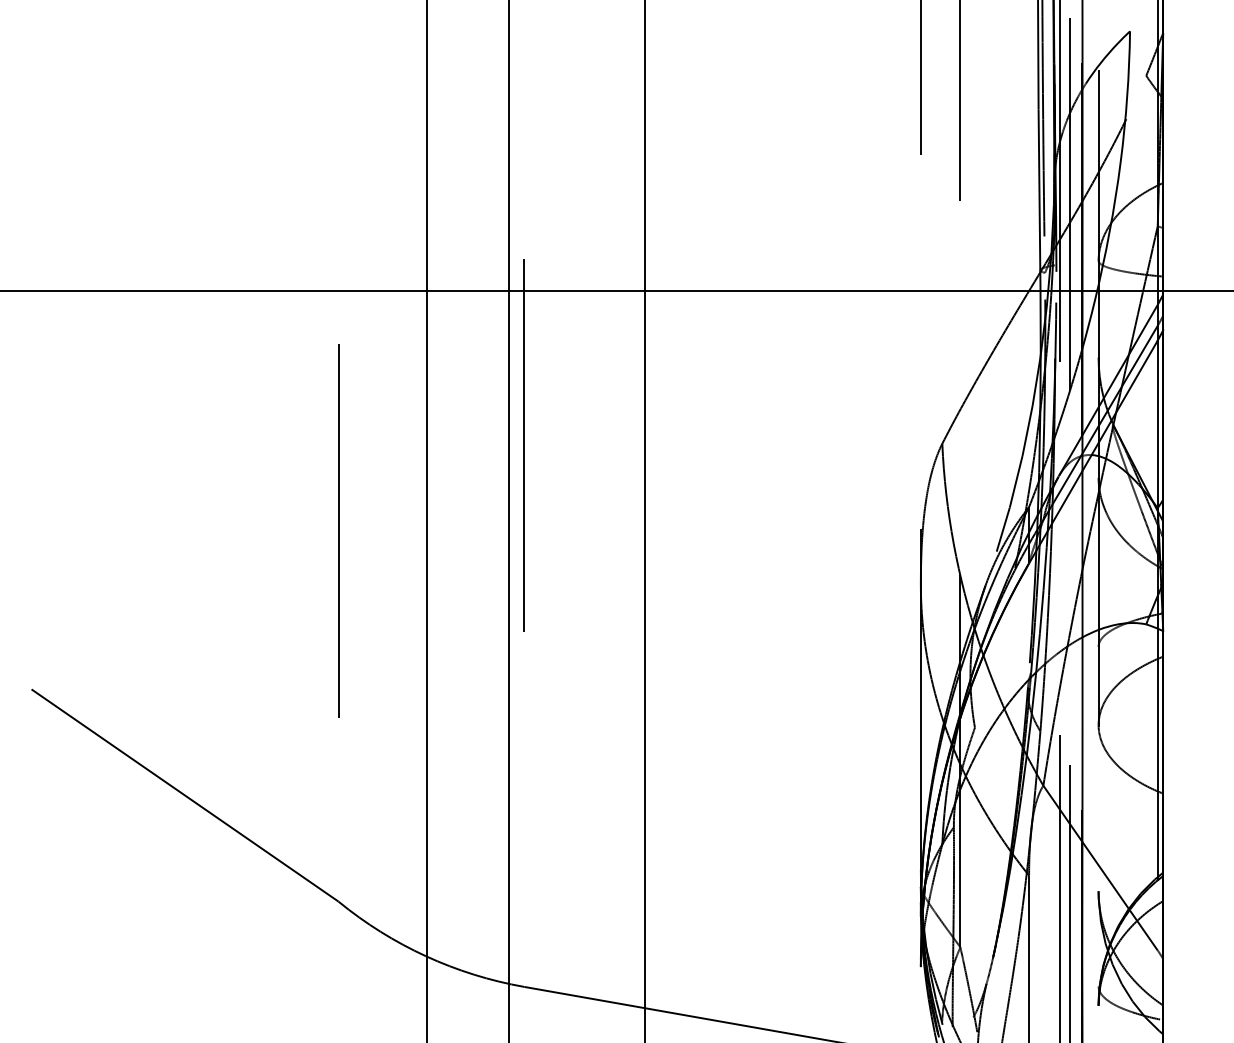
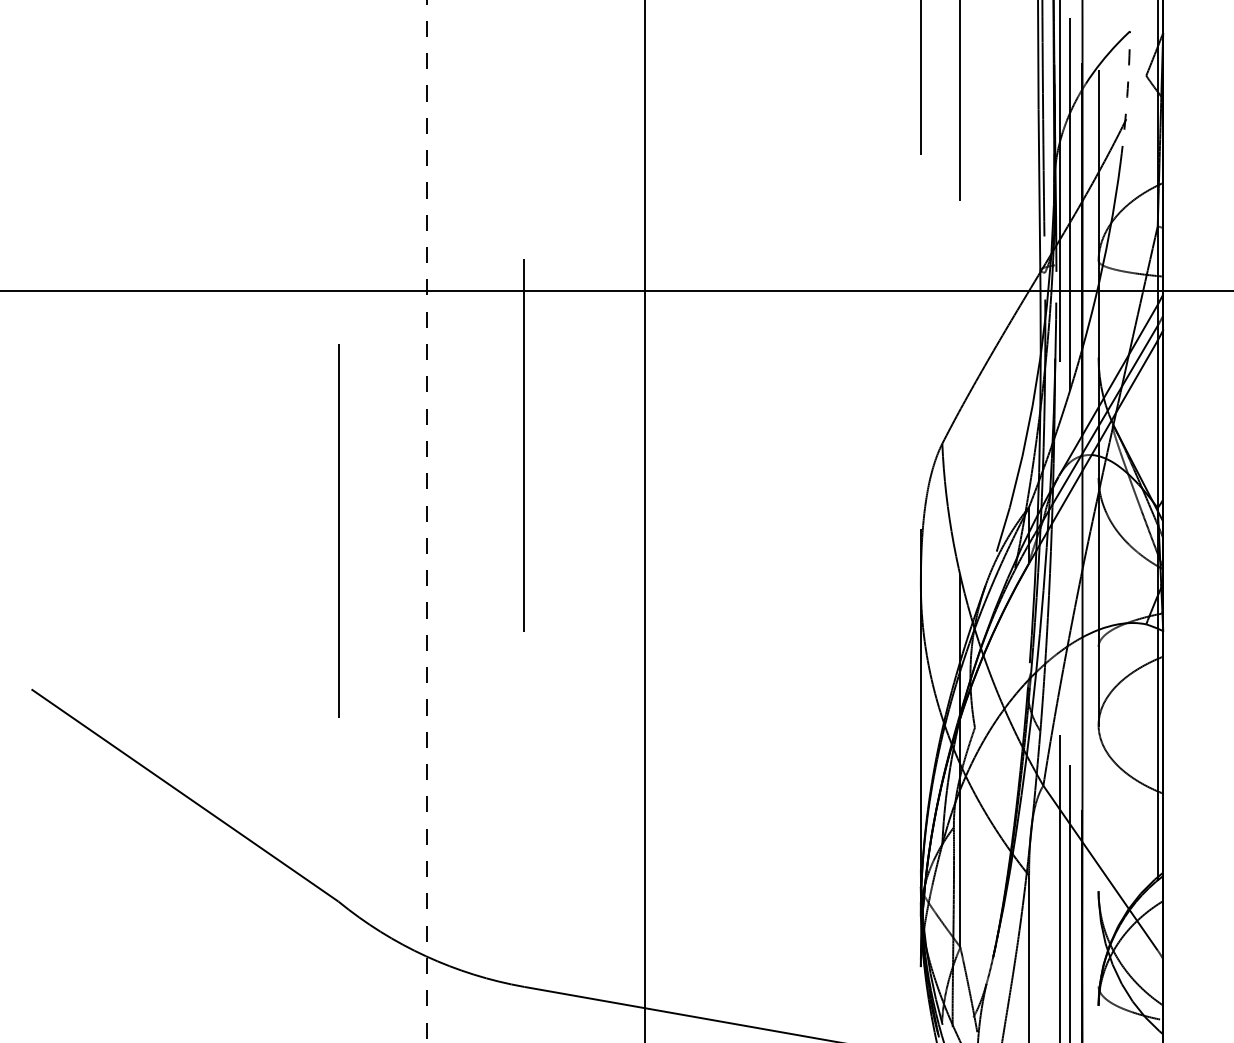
arc: solid -> dashed (1127, 96)
line: present -> none (508, 520)
line: solid -> dashed (426, 521)
